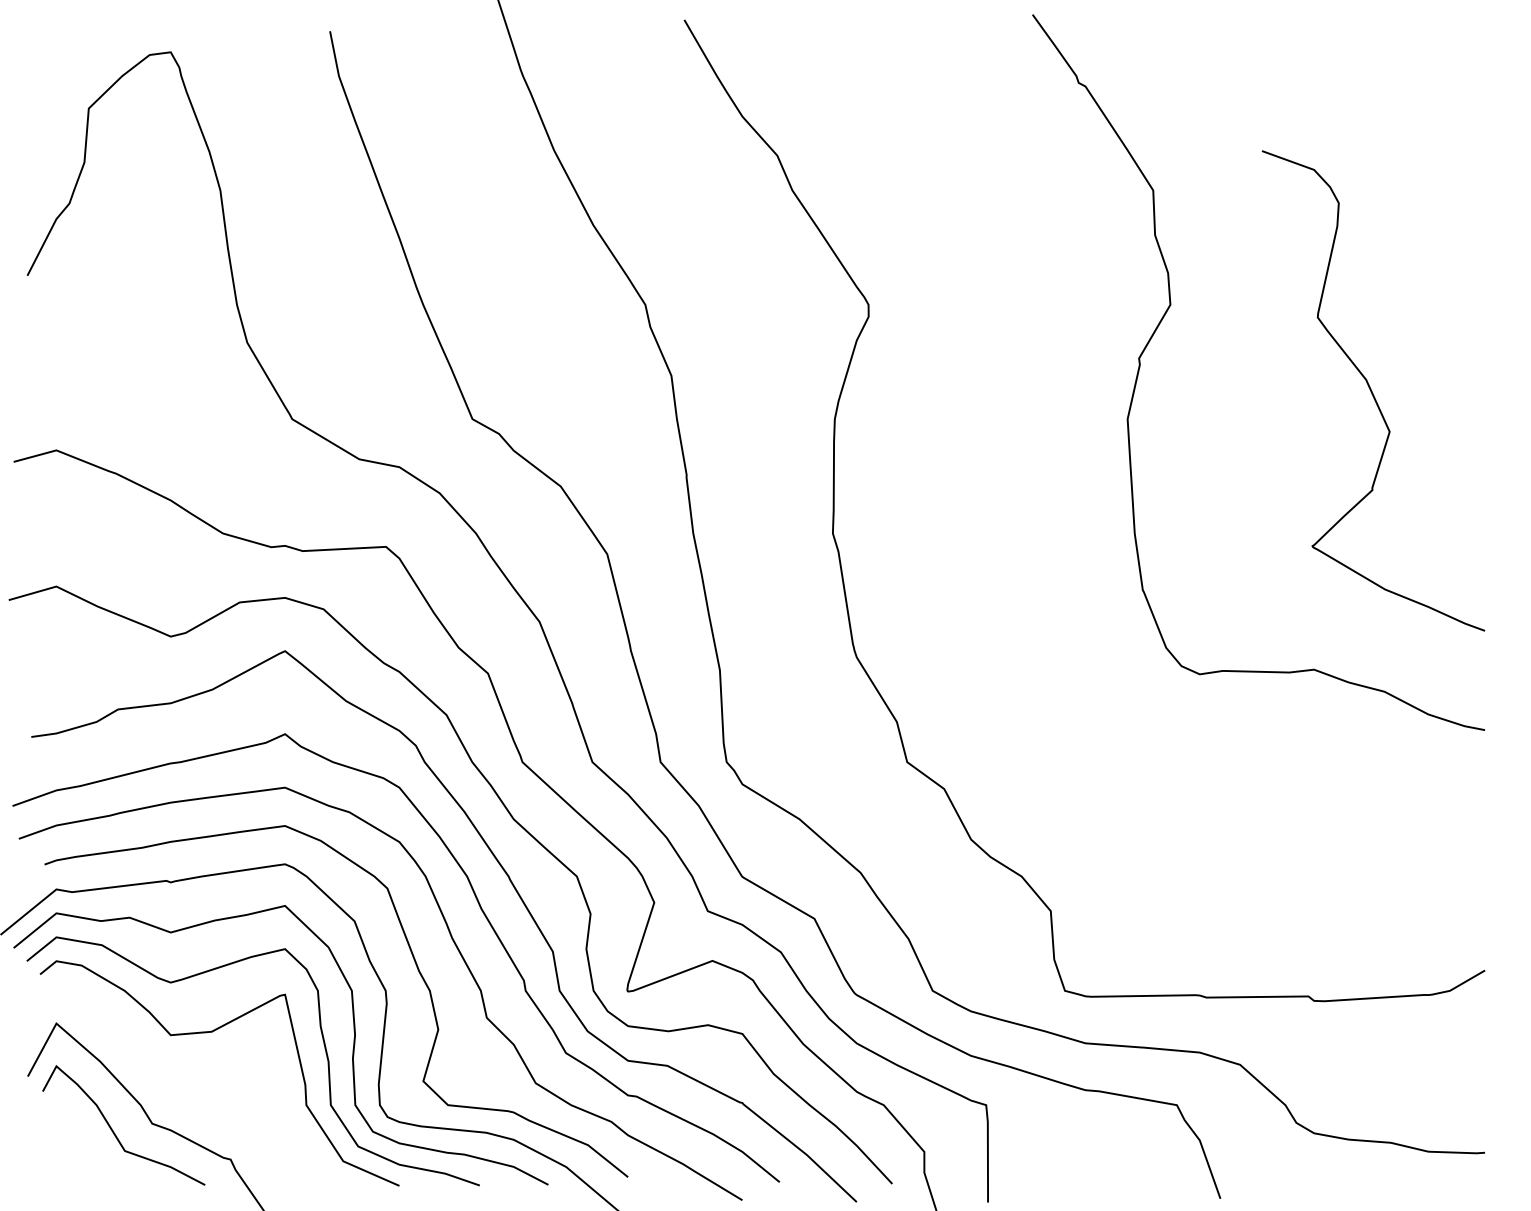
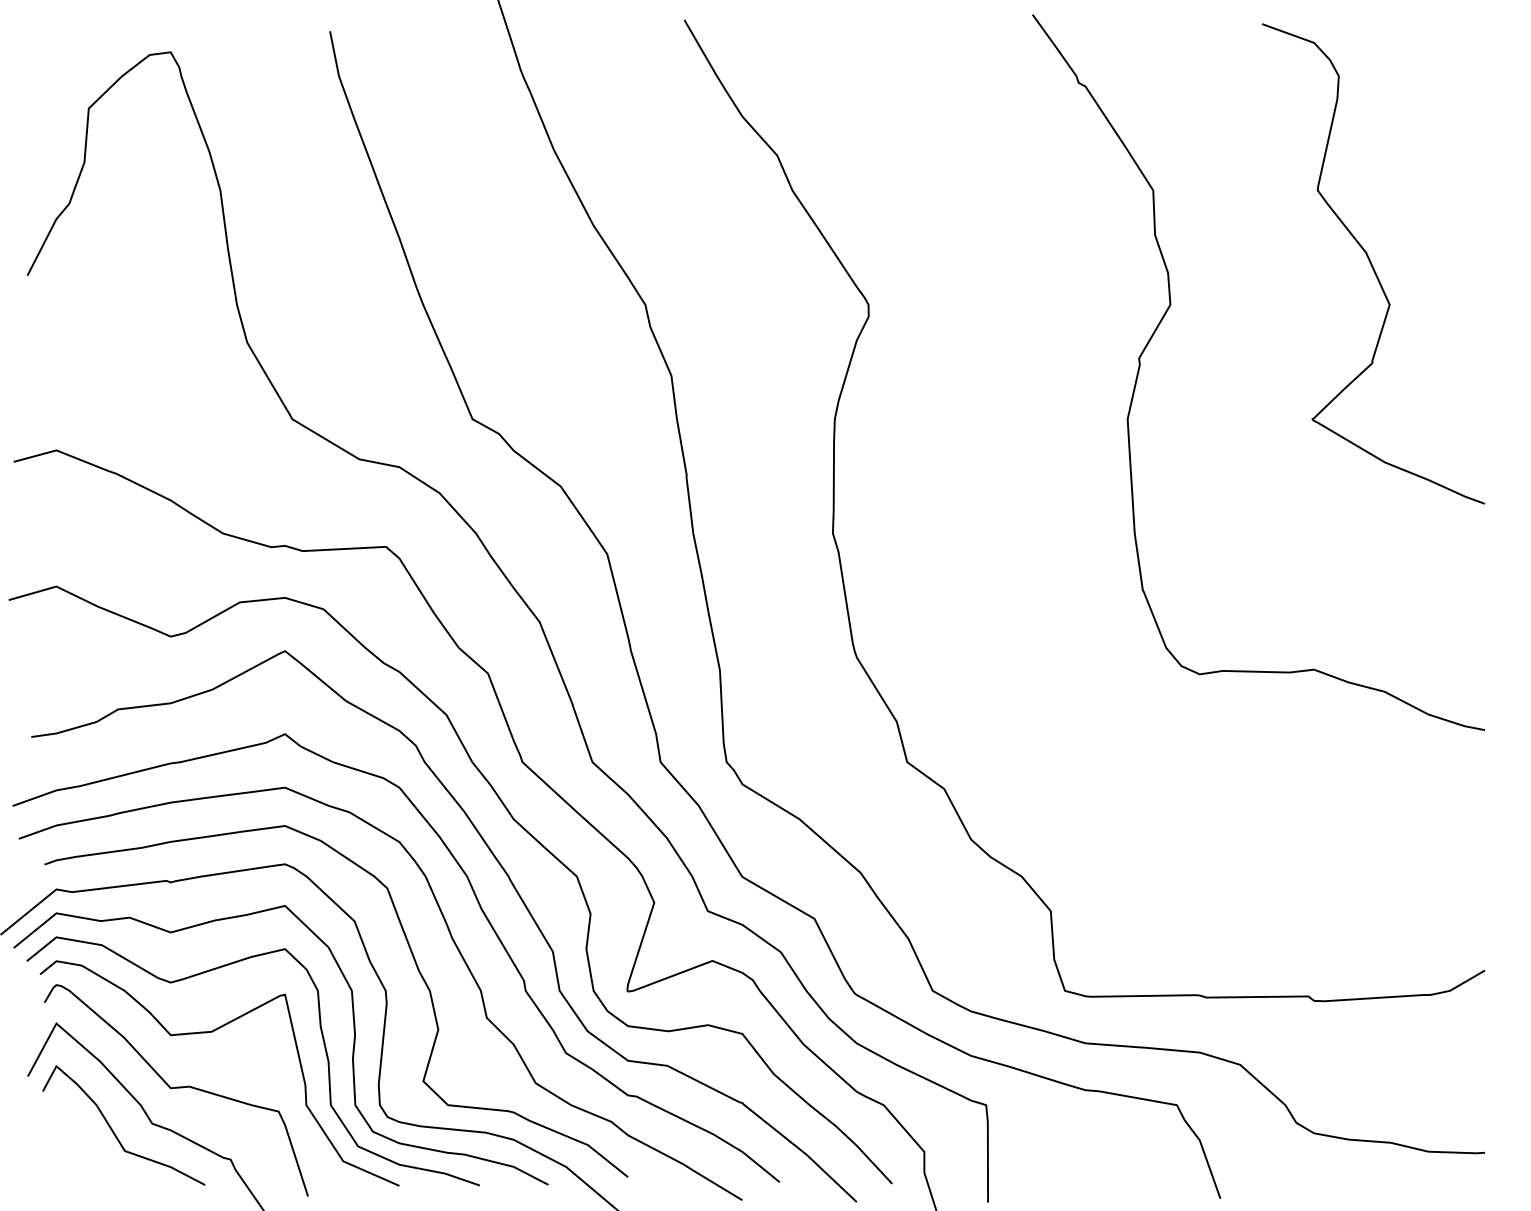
curve position: (1372, 391) -> (1372, 264) (1372, 264)
curve: none -> present (176, 1088)
